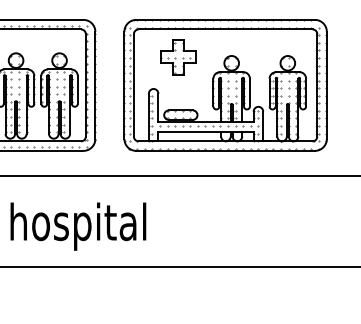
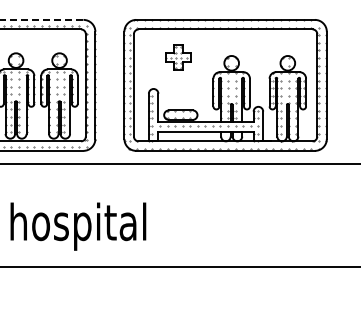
line: solid -> dashed (41, 19)
part size: 37x37 px -> 27x27 px (178, 57)
line position: (179, 176) -> (179, 164) (179, 164)
